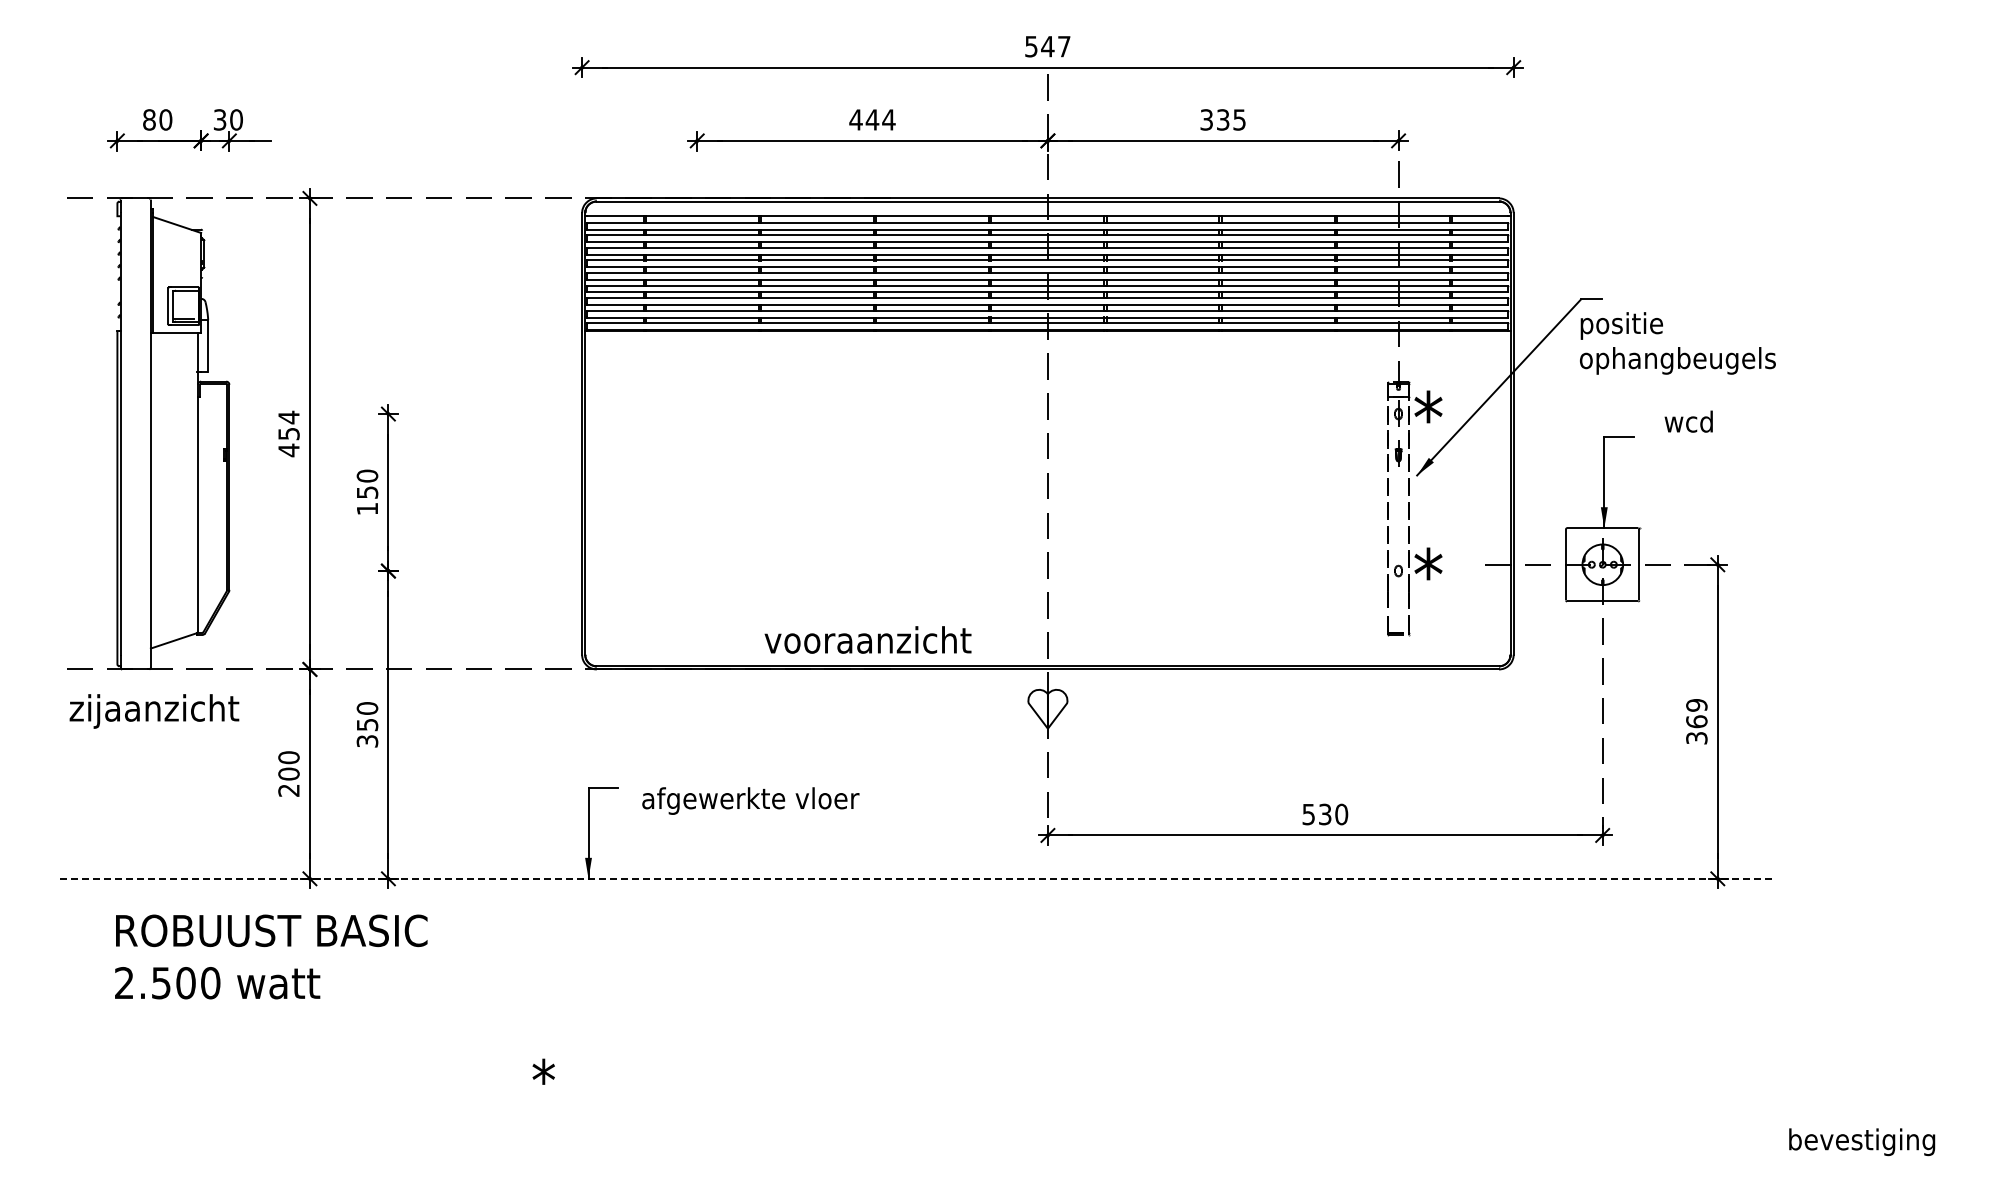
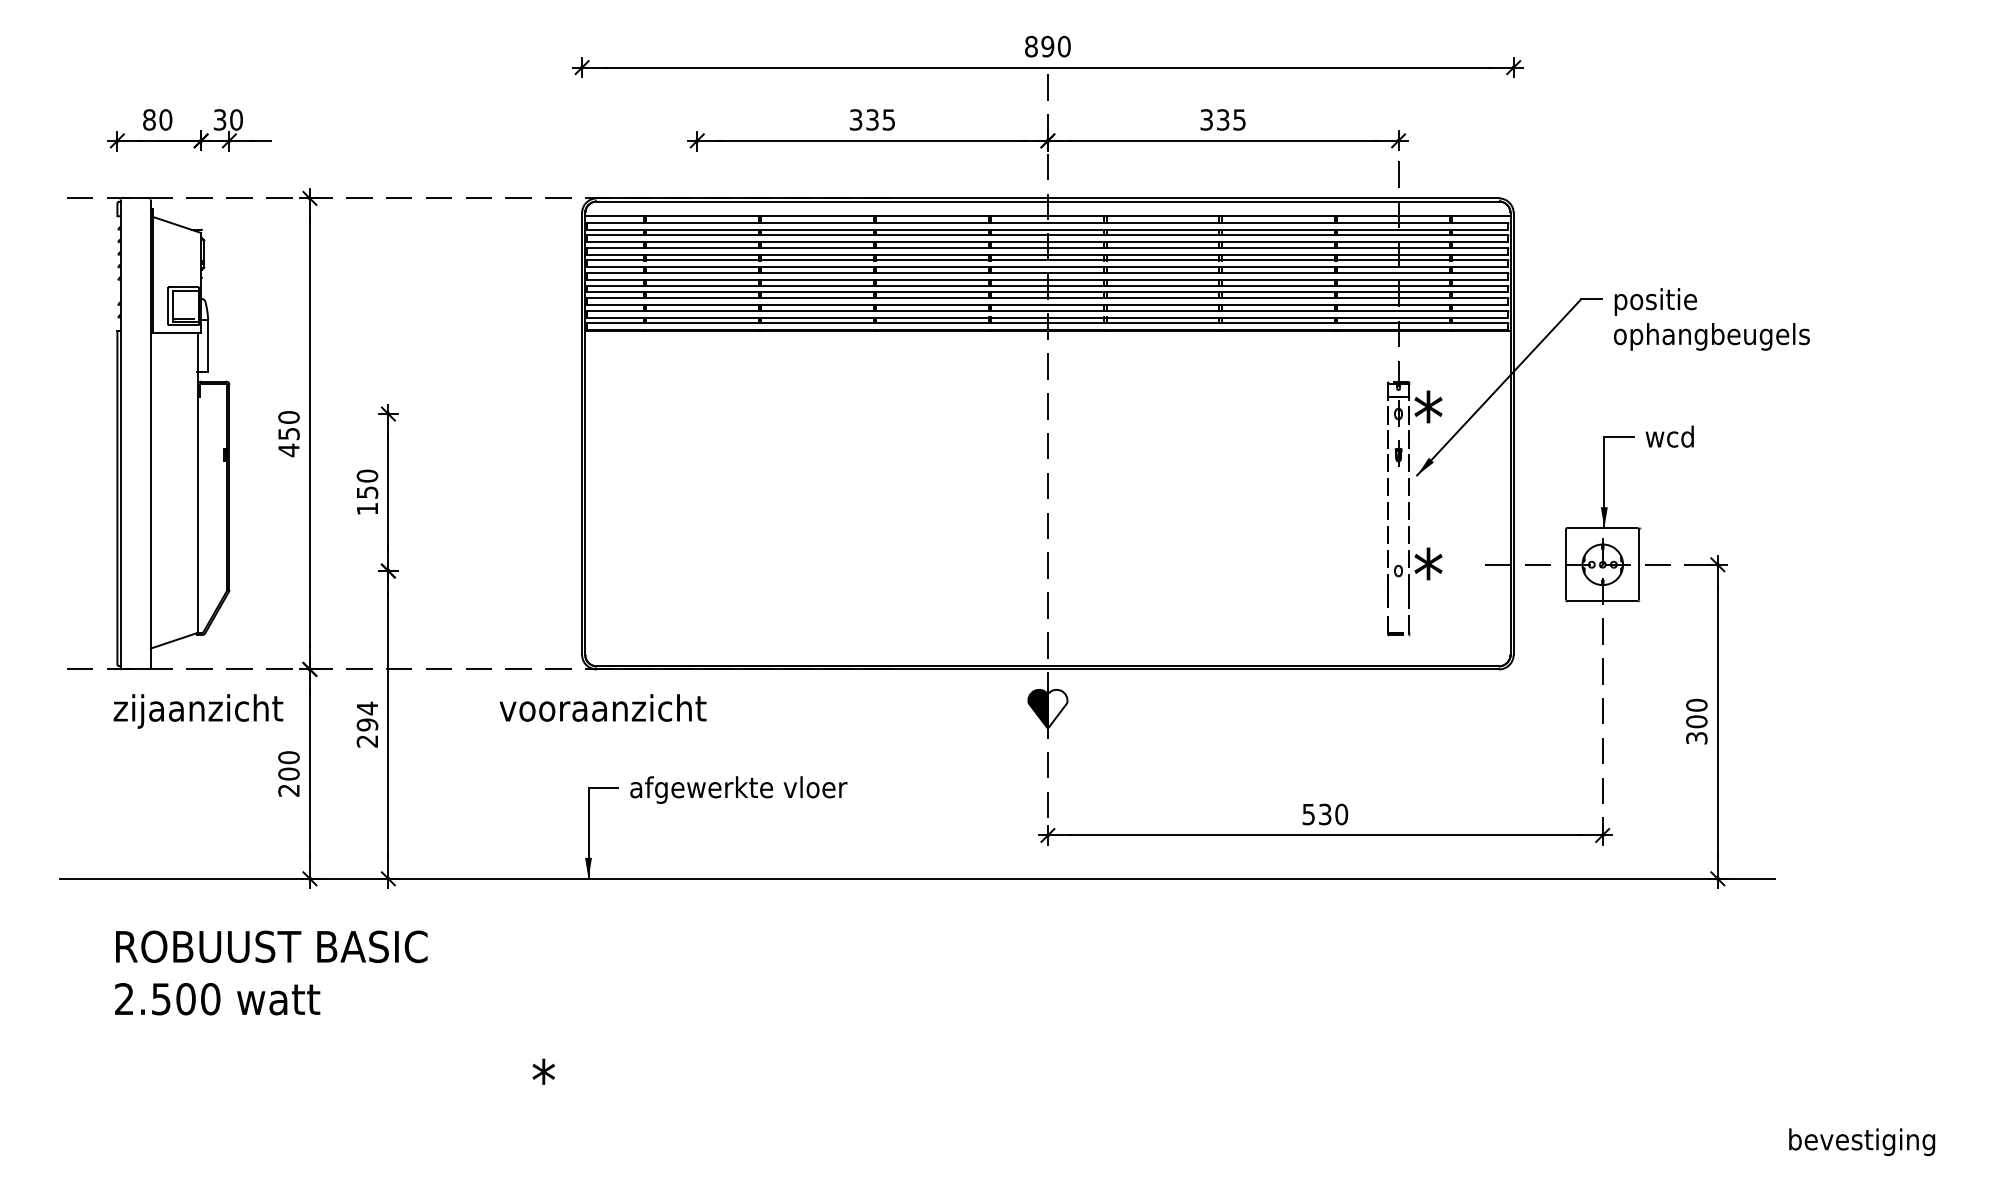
text: 547 -> 890 (1047, 46)
text: 444 -> 335 (872, 119)
text position: (1677, 343) -> (1711, 319) (1711, 319)
text: 454 -> 450 (288, 417)
text position: (1688, 421) -> (1669, 436) (1669, 436)
text position: (867, 639) -> (602, 707) (602, 707)
fill: none -> present (1037, 708)
text position: (154, 711) -> (198, 711) (198, 711)
text: 369 -> 300 (1696, 713)
text: 350 -> 294 (367, 724)
text position: (750, 800) -> (738, 789) (738, 789)
line: dashed -> solid (917, 878)
text position: (271, 956) -> (271, 972) (271, 972)
